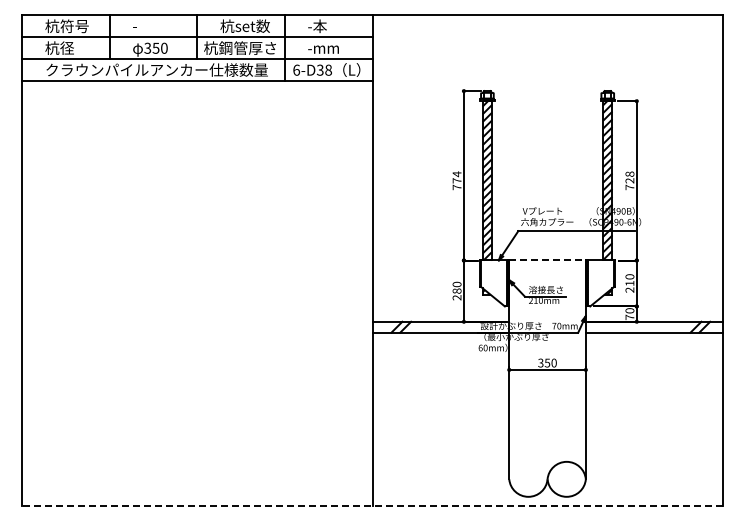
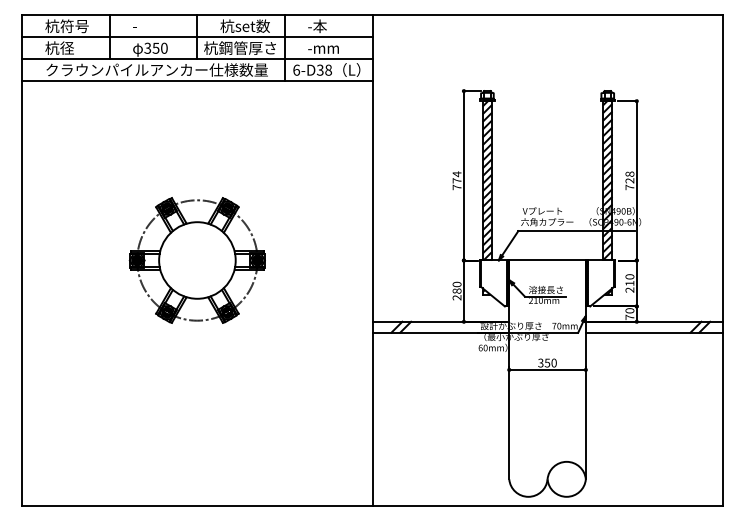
part: none -> present (196, 260)
line: dashed -> solid (548, 260)
line: dashed -> solid (372, 505)
